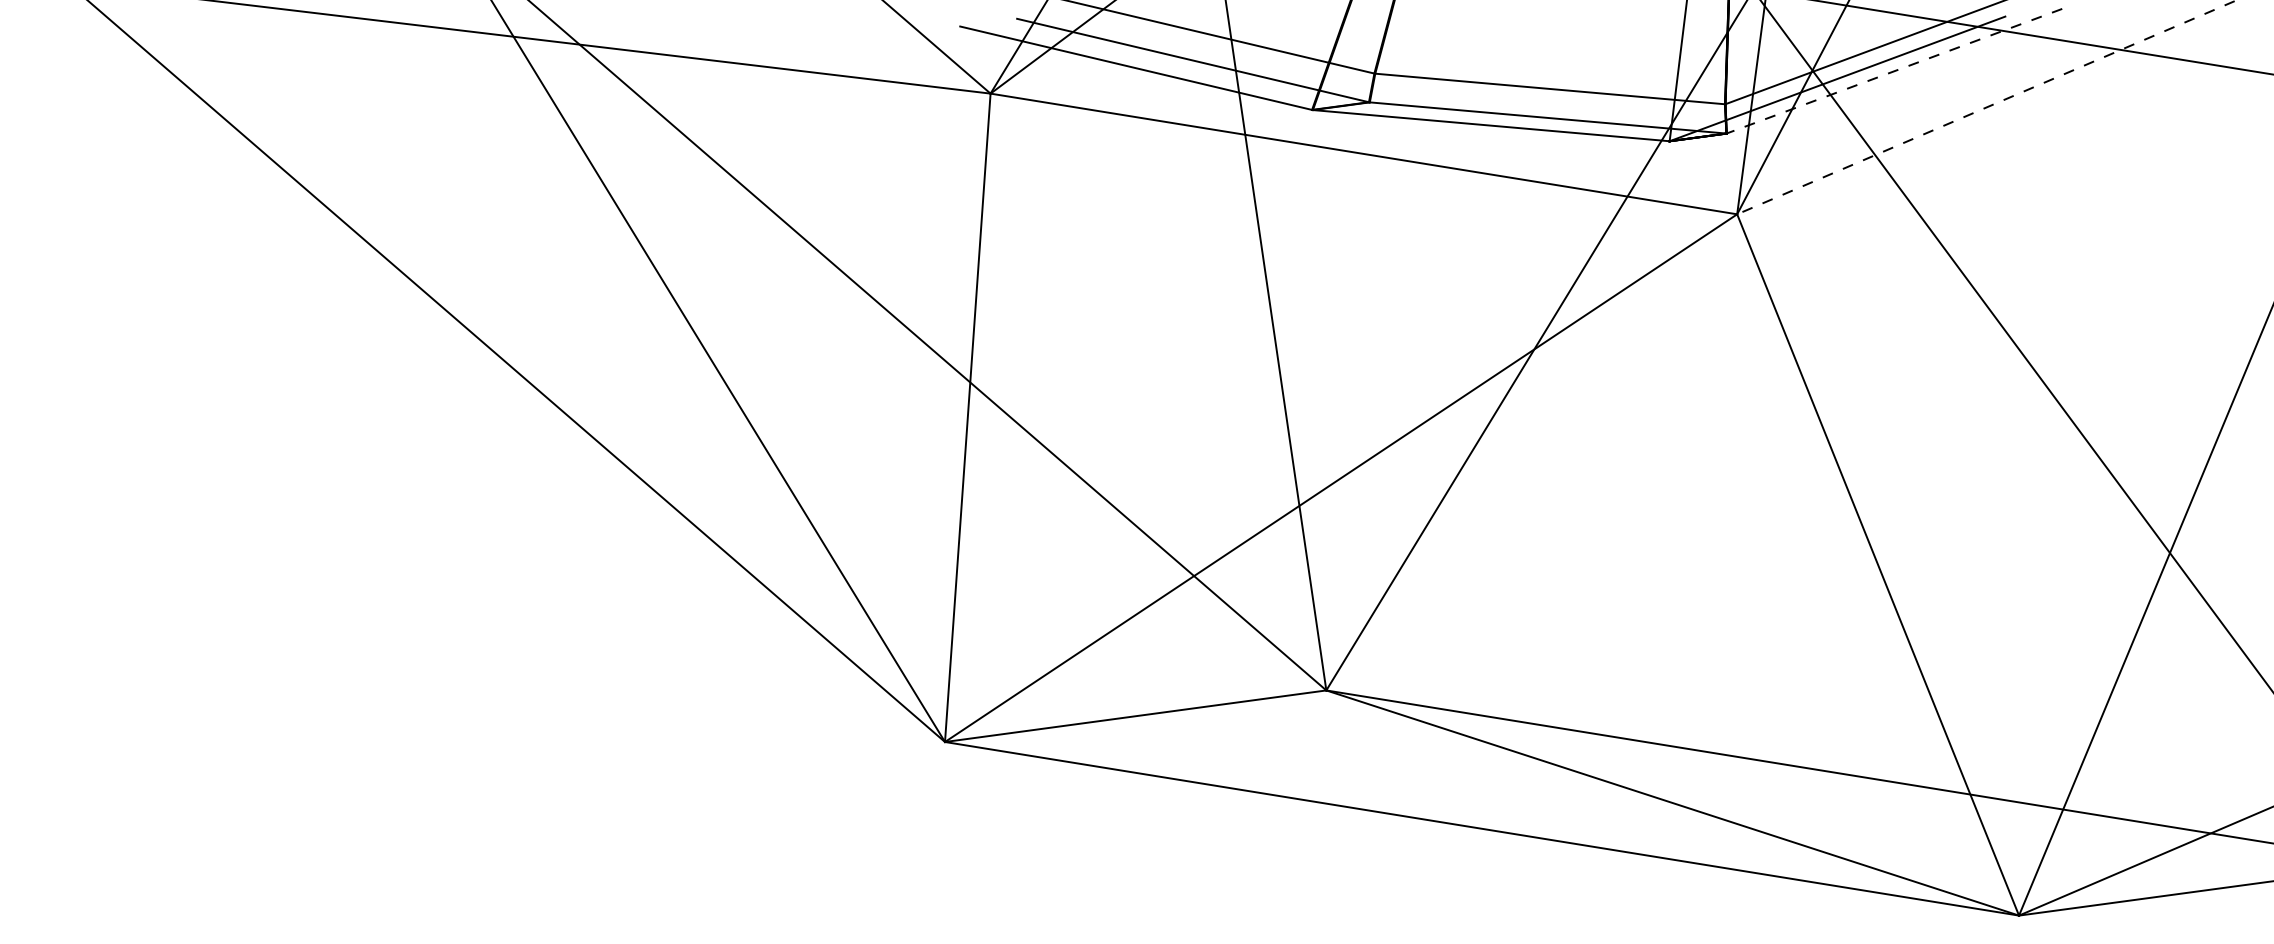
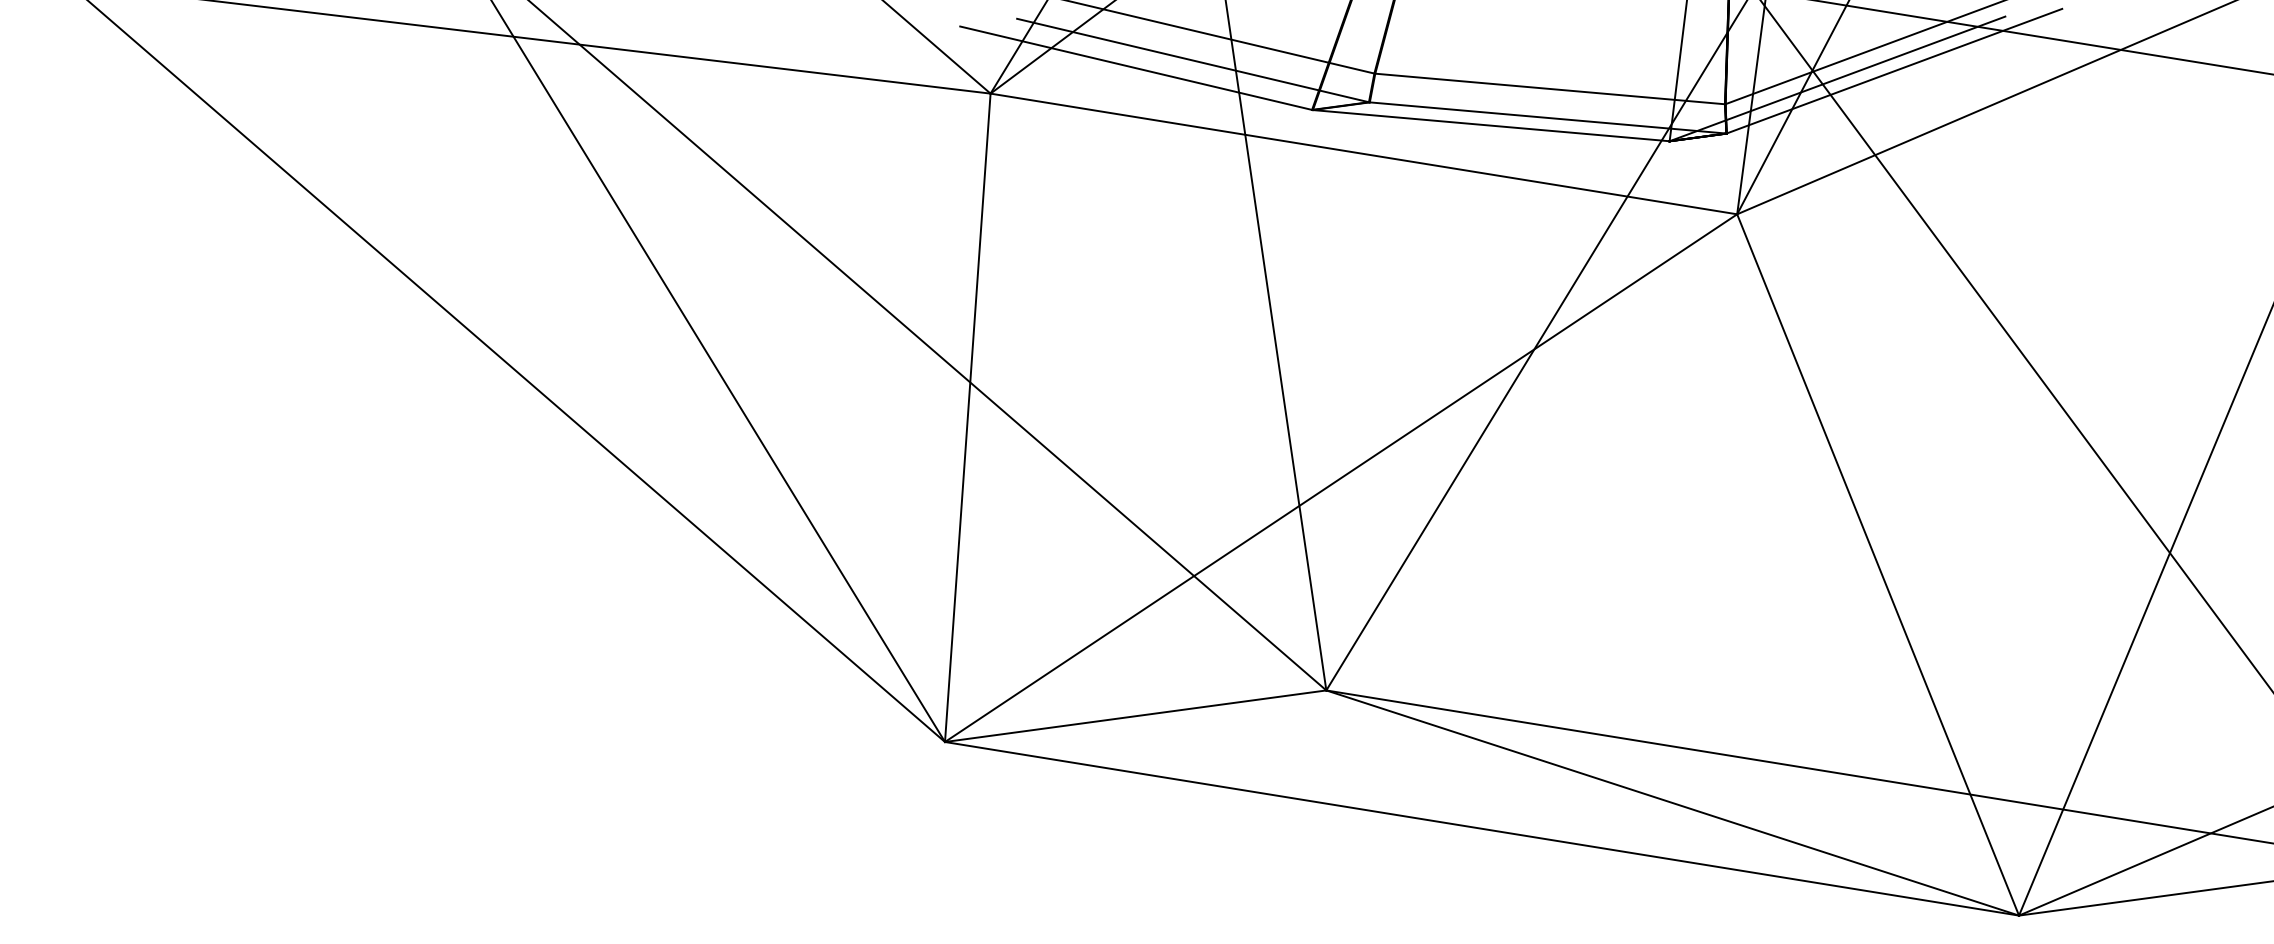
line: dashed -> solid (1894, 71)
line: dashed -> solid (1987, 107)
